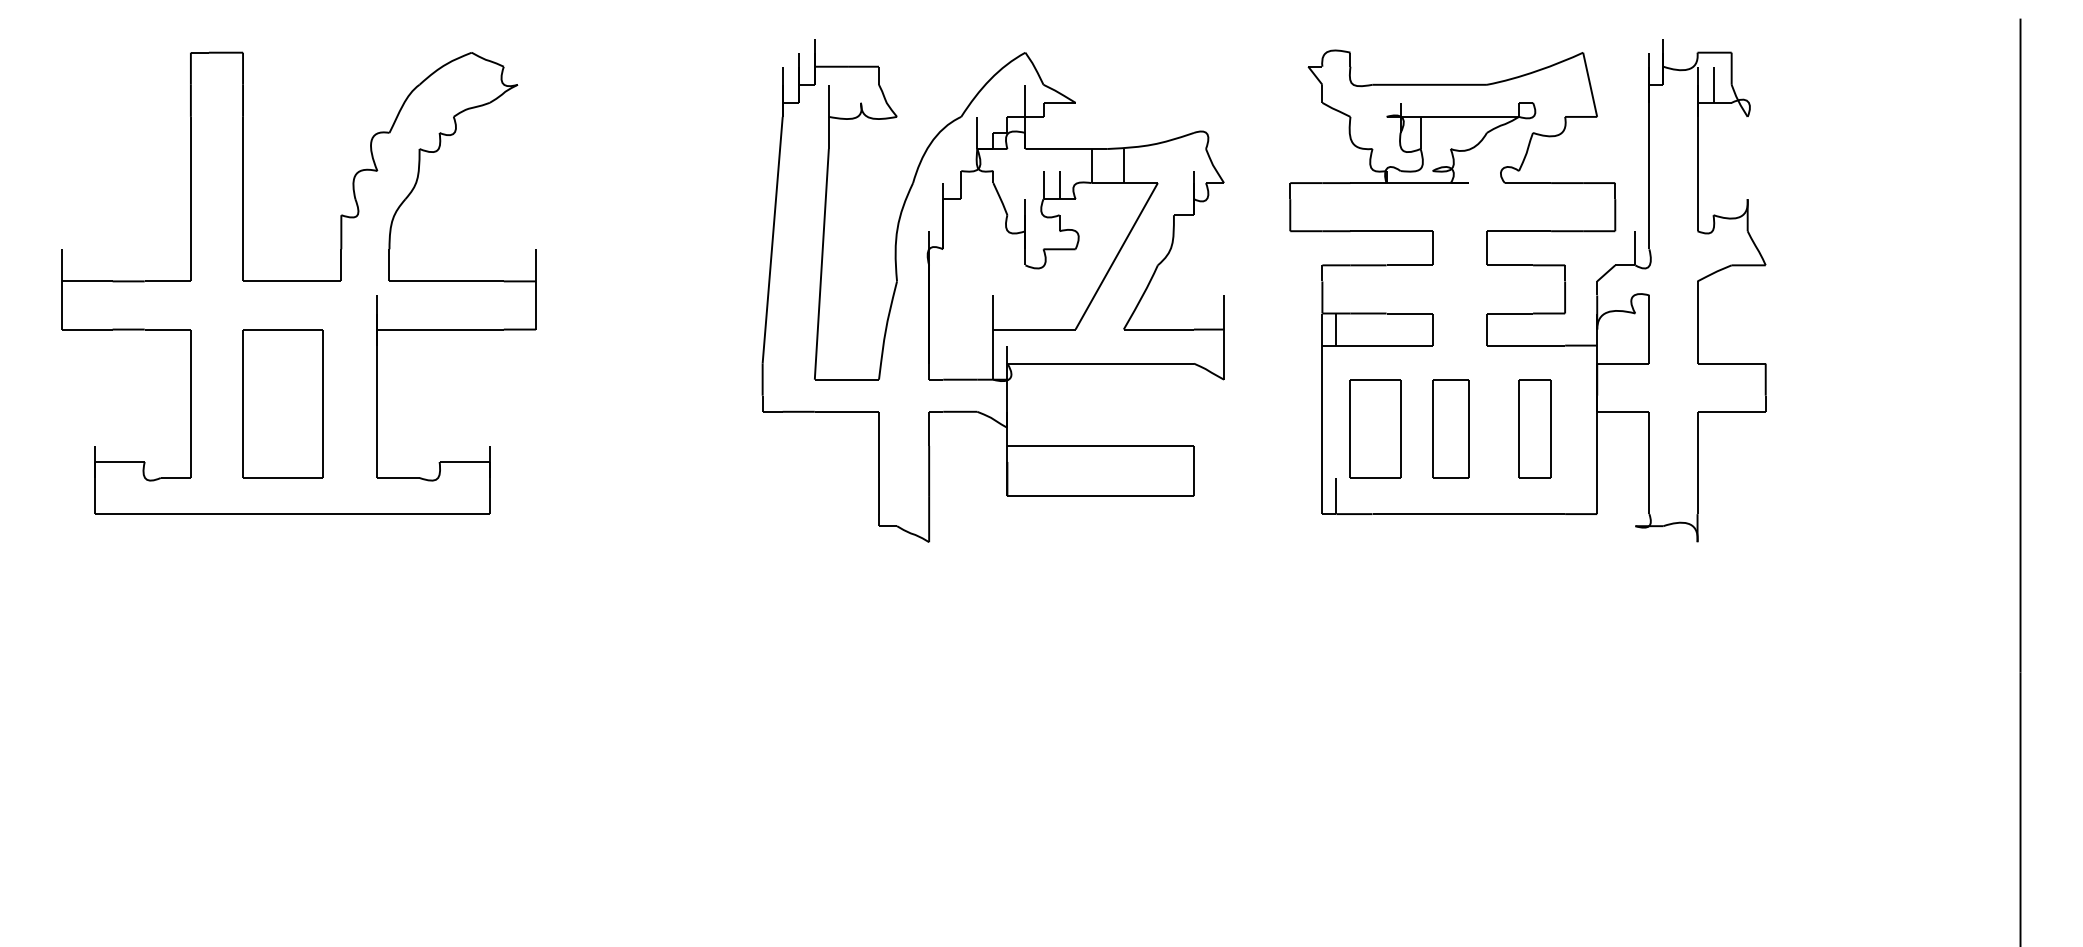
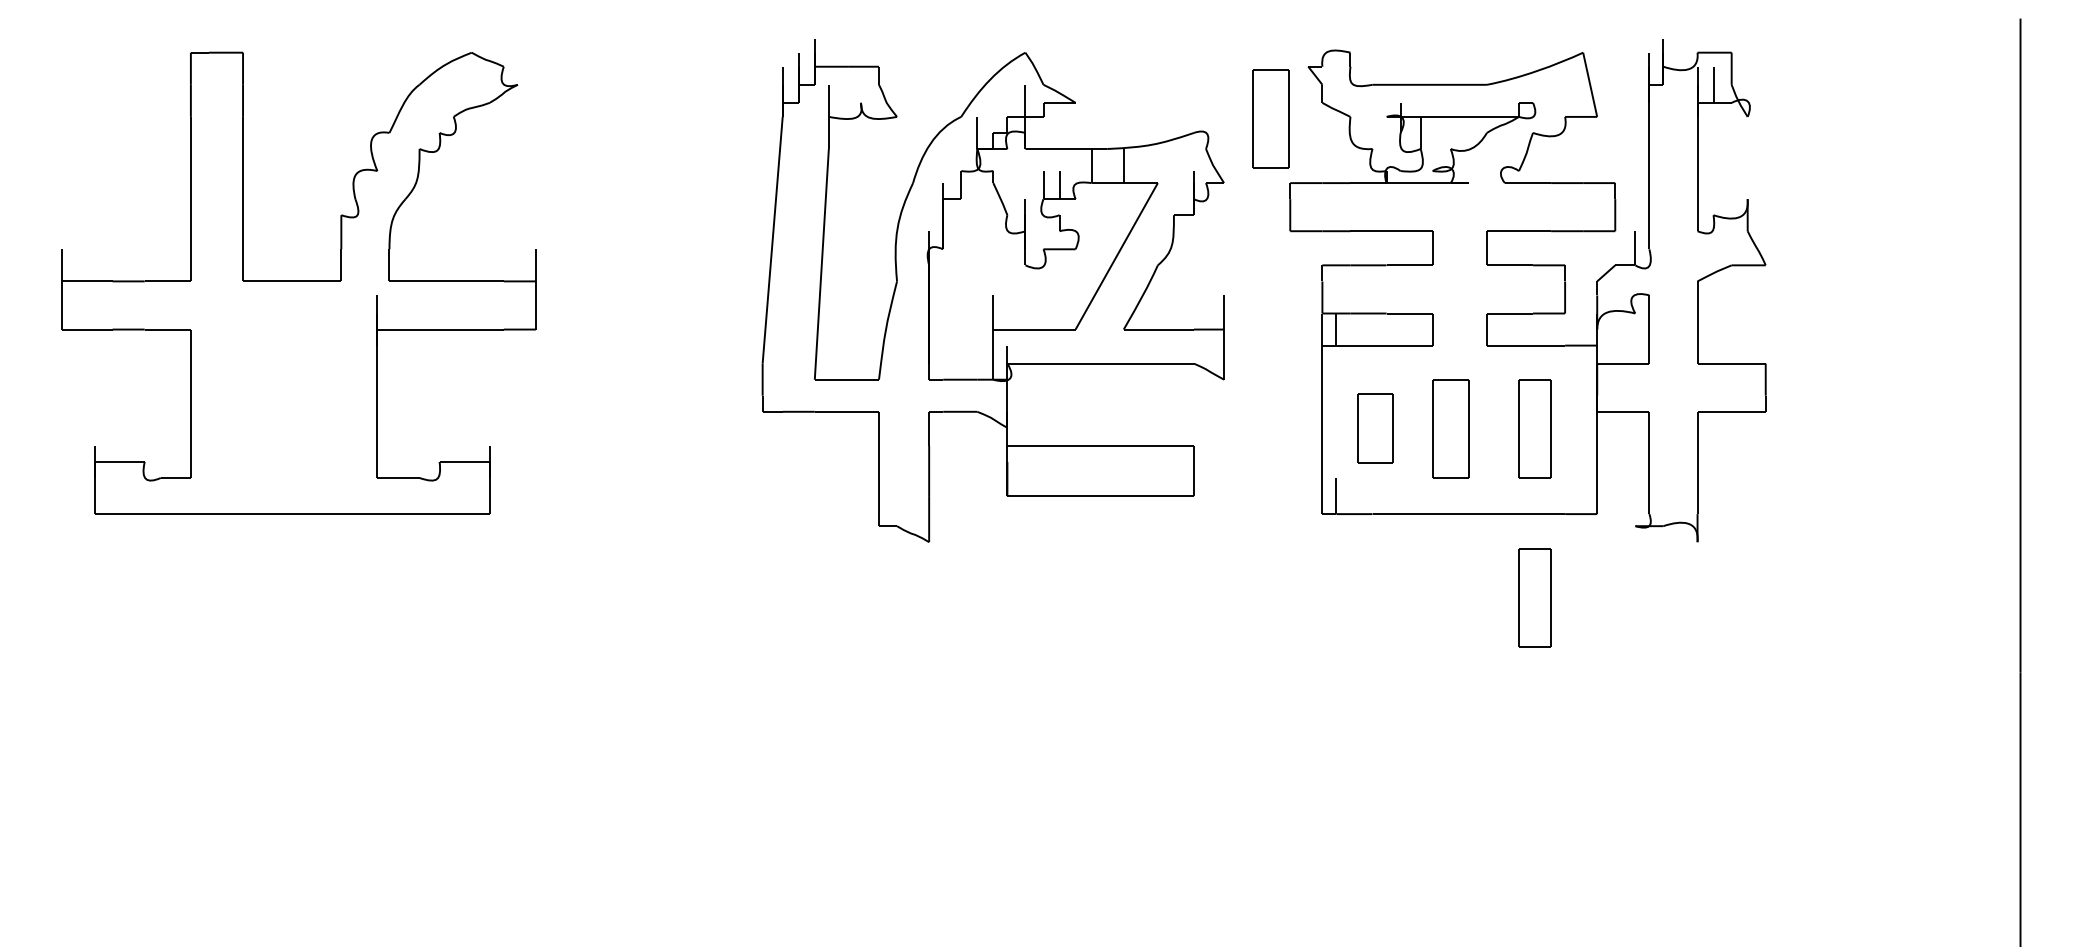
part: none -> present (1270, 118)
part: present -> none (282, 403)
part size: 53x100 px -> 37x71 px (1375, 428)
part: none -> present (1534, 597)
